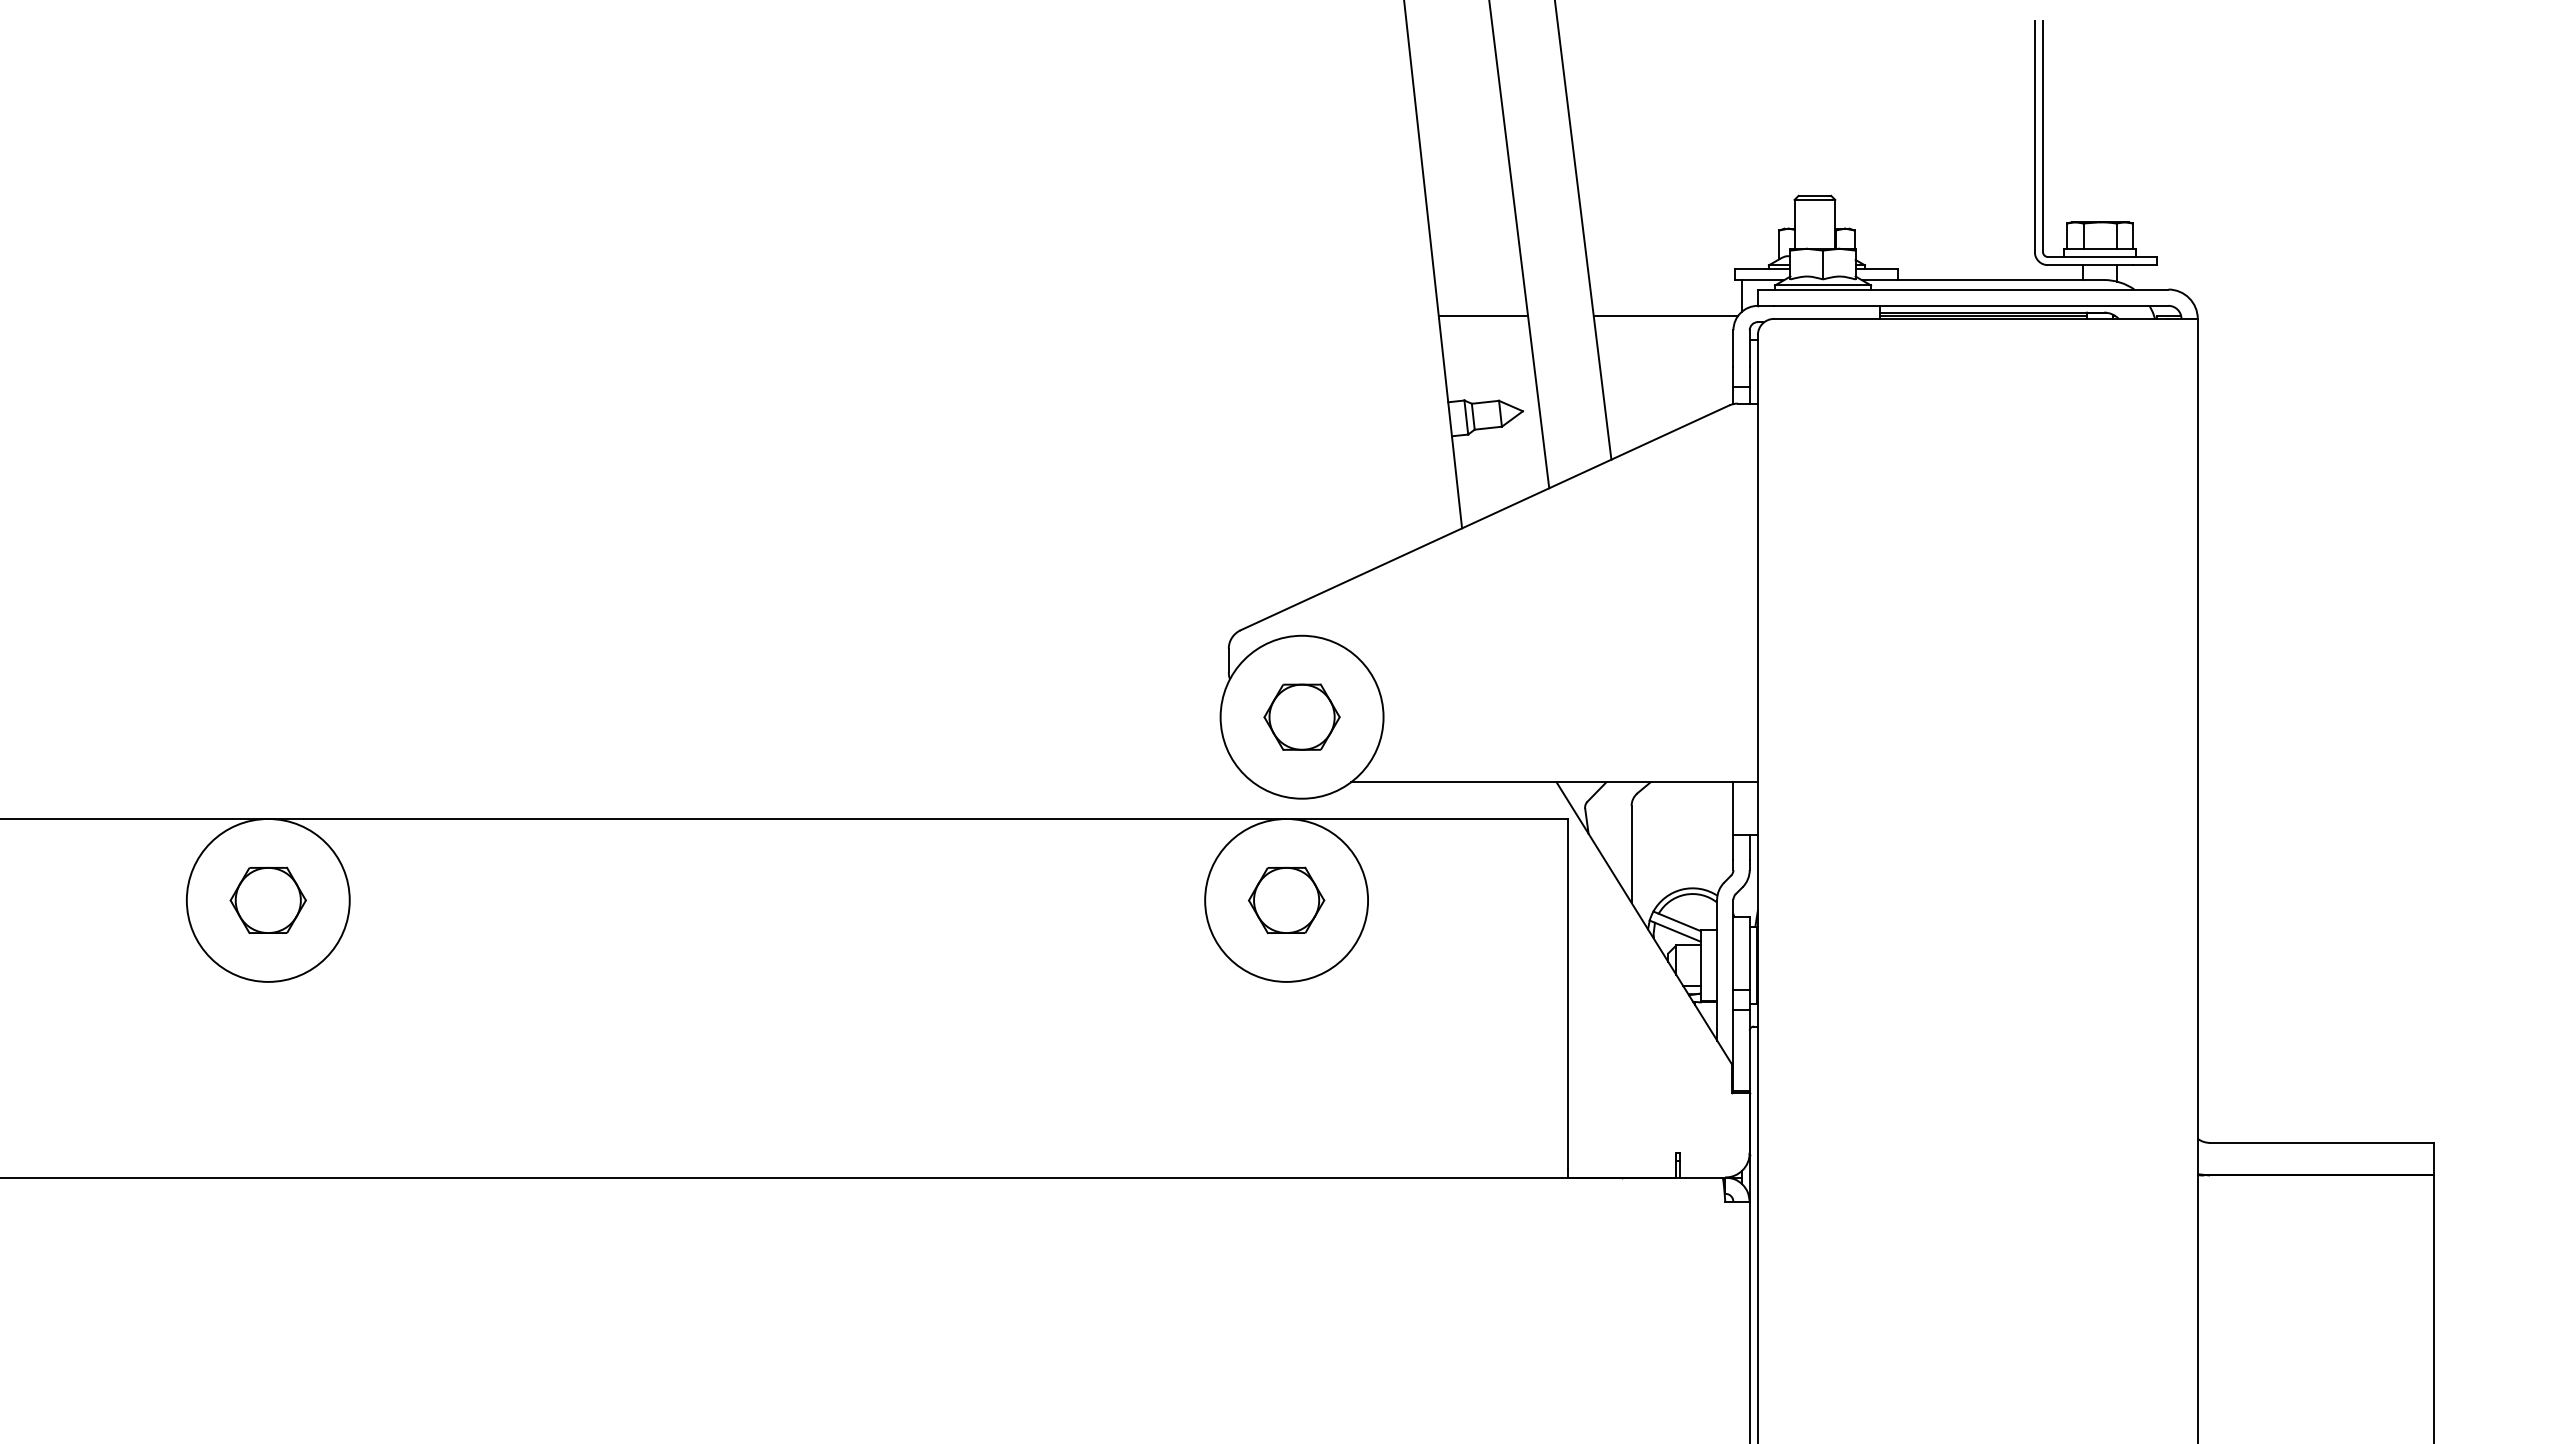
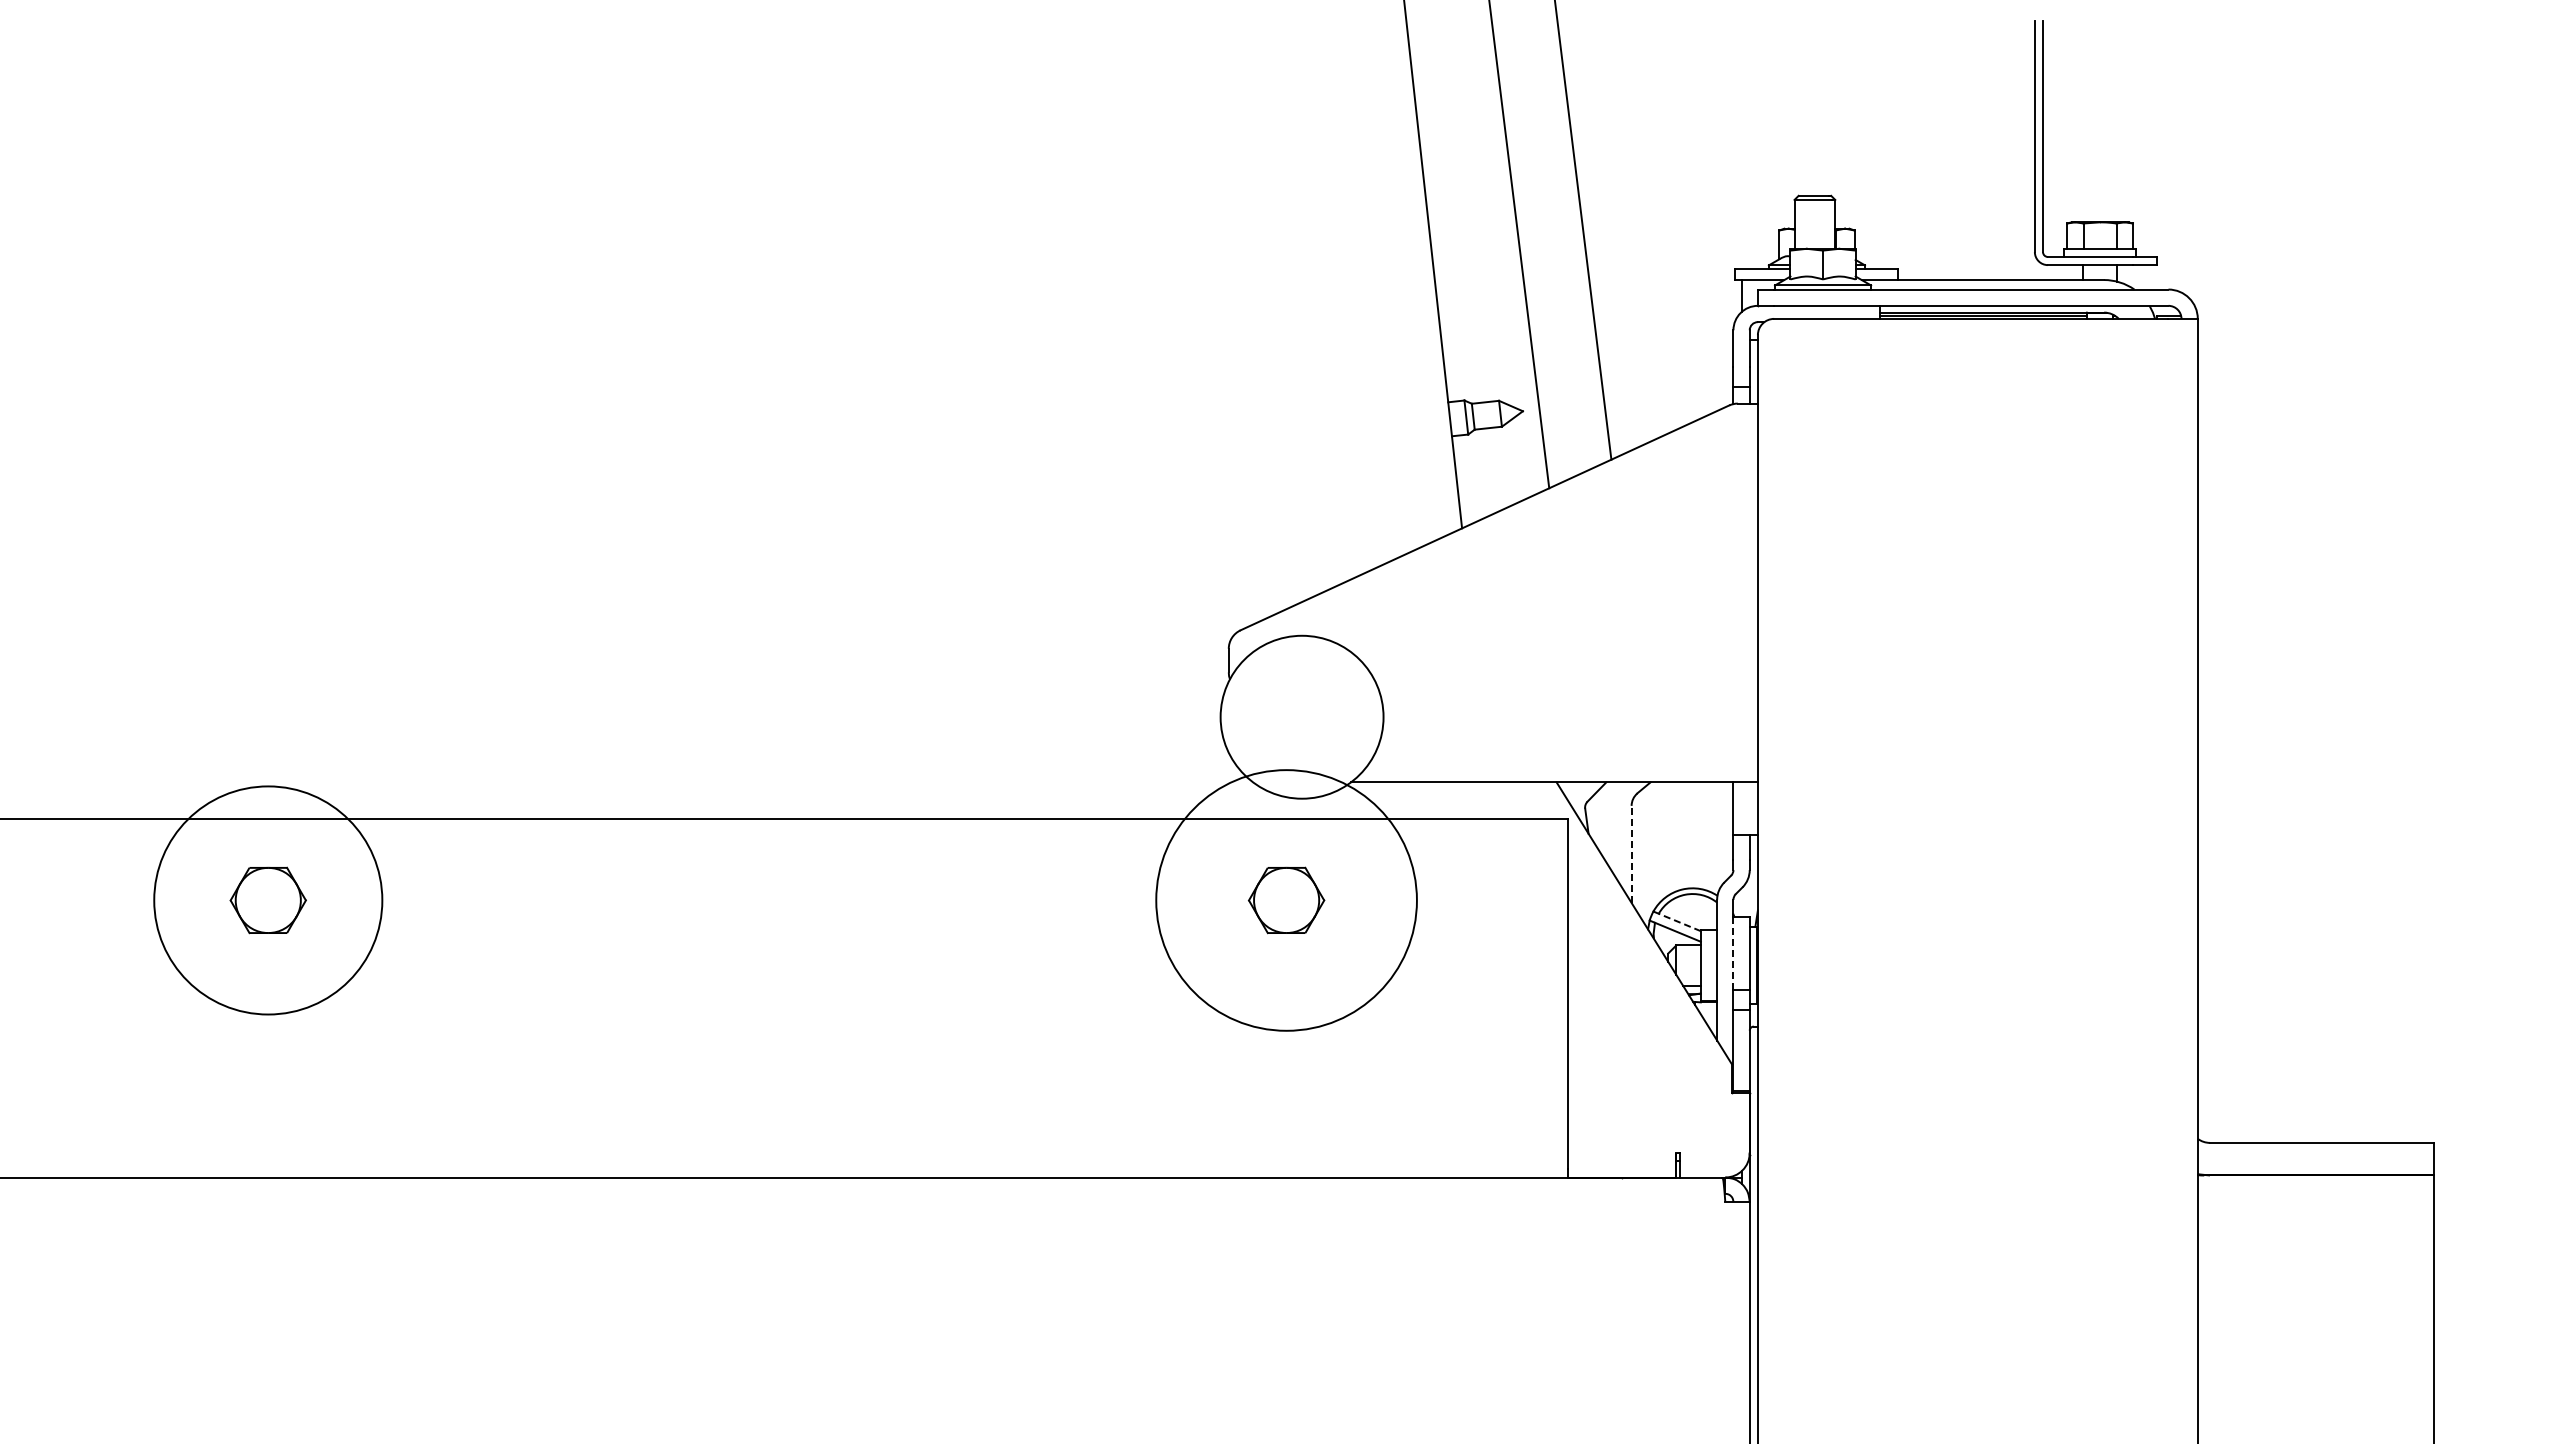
line: present -> none (1483, 316)
line: present -> none (1665, 316)
part: present -> none (1301, 716)
line: solid -> dashed (1631, 854)
circle diameter: 163 px -> 228 px (268, 900)
circle diameter: 163 px -> 261 px (1286, 900)
line: solid -> dashed (1679, 922)
line: solid -> dashed (1733, 953)
